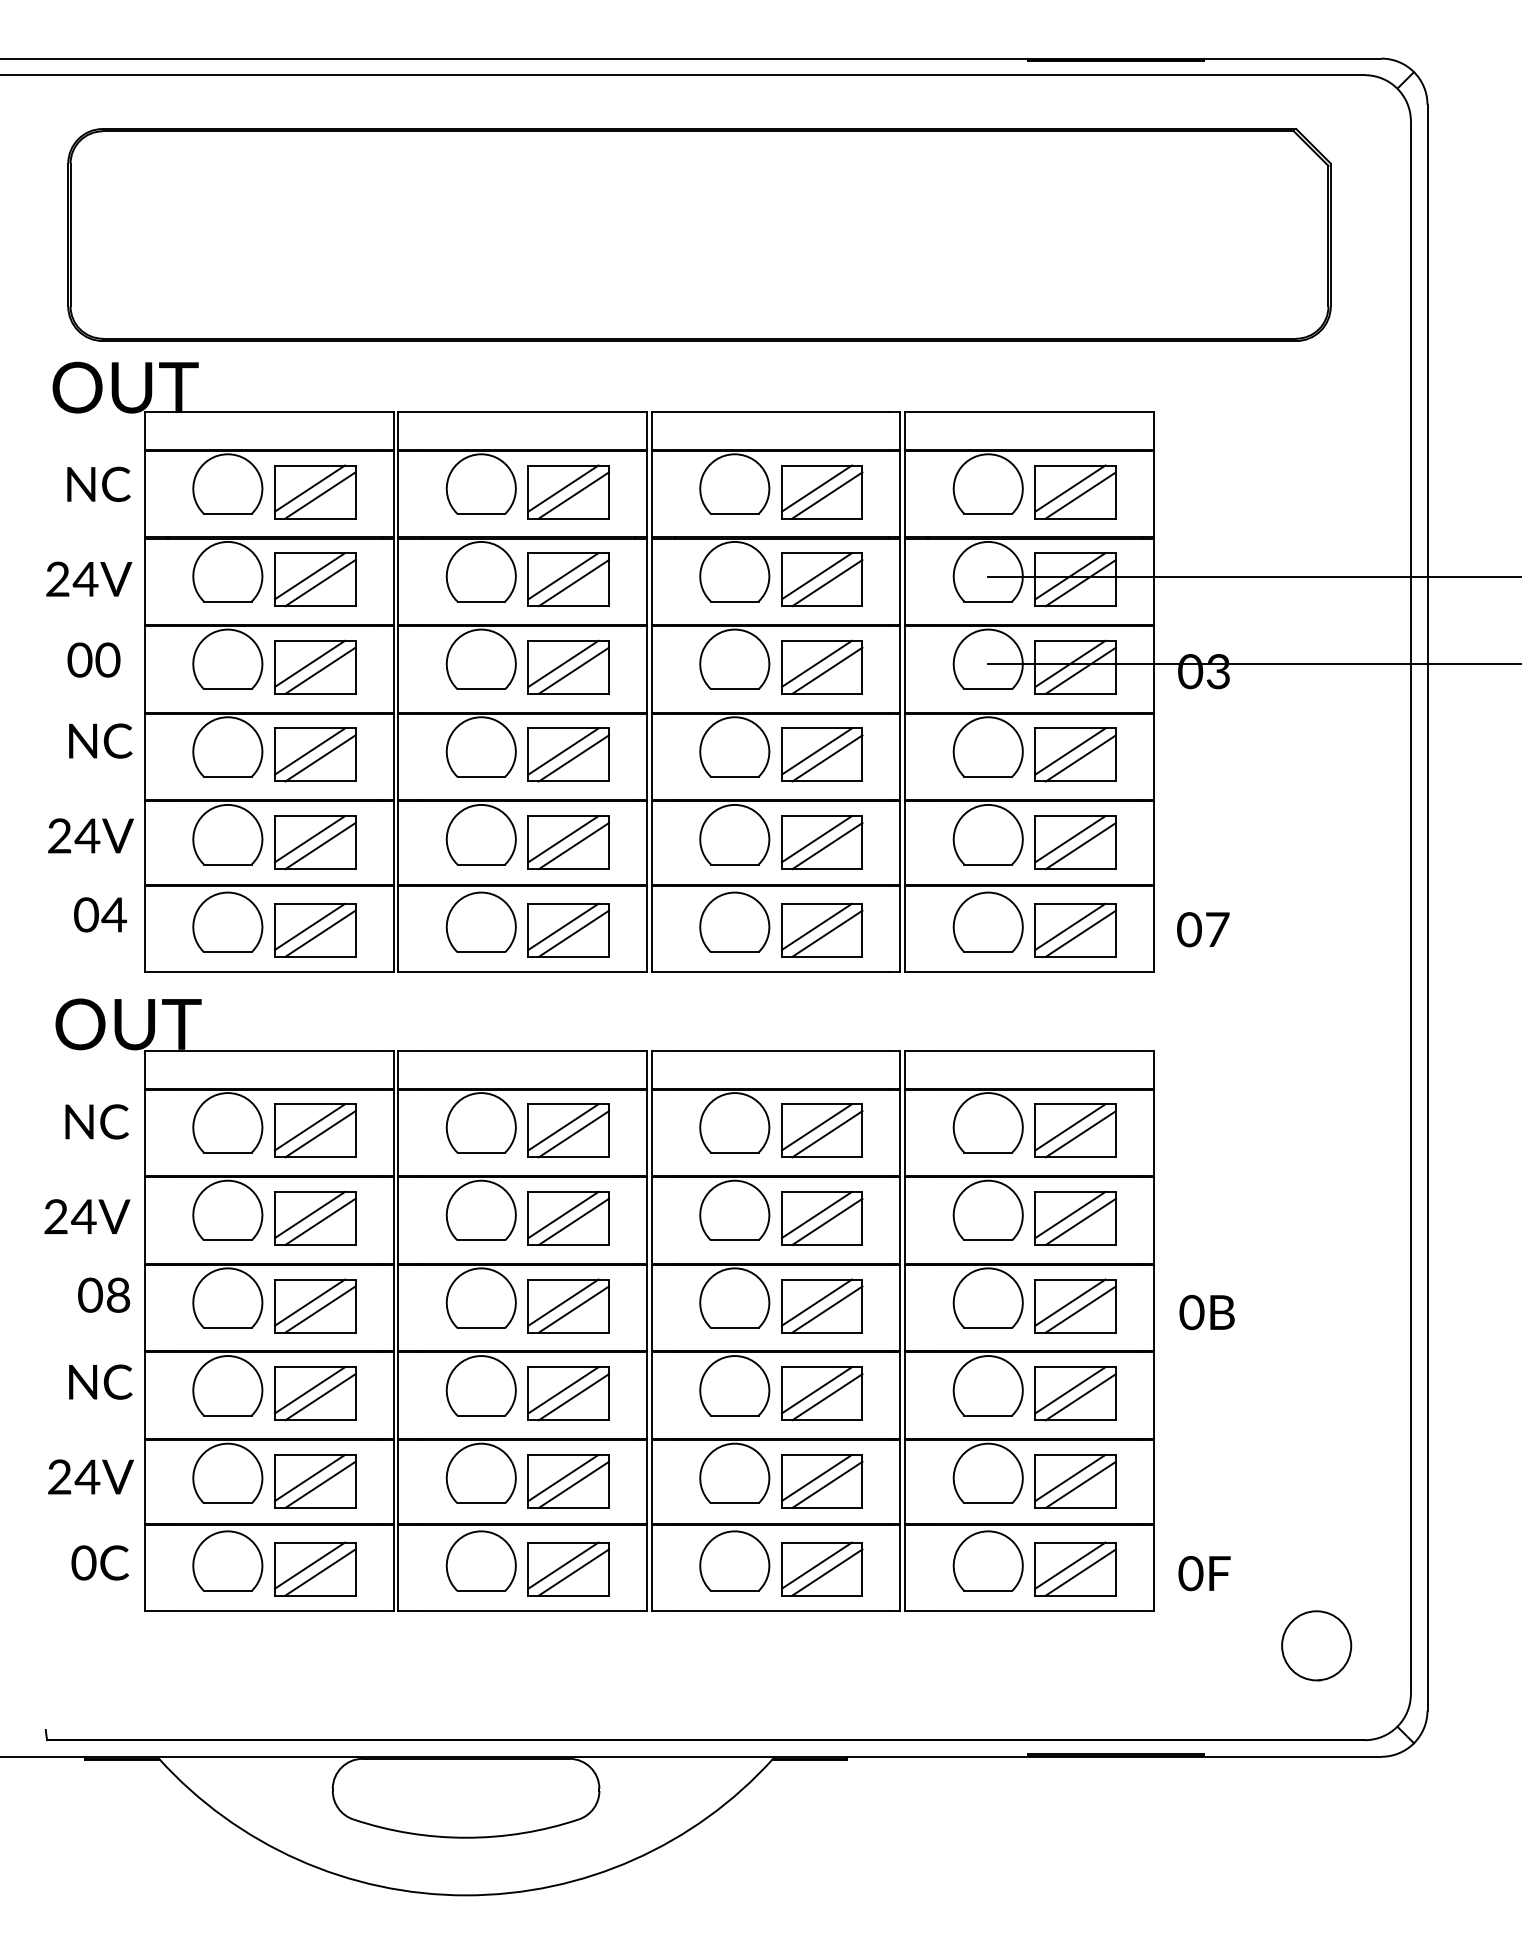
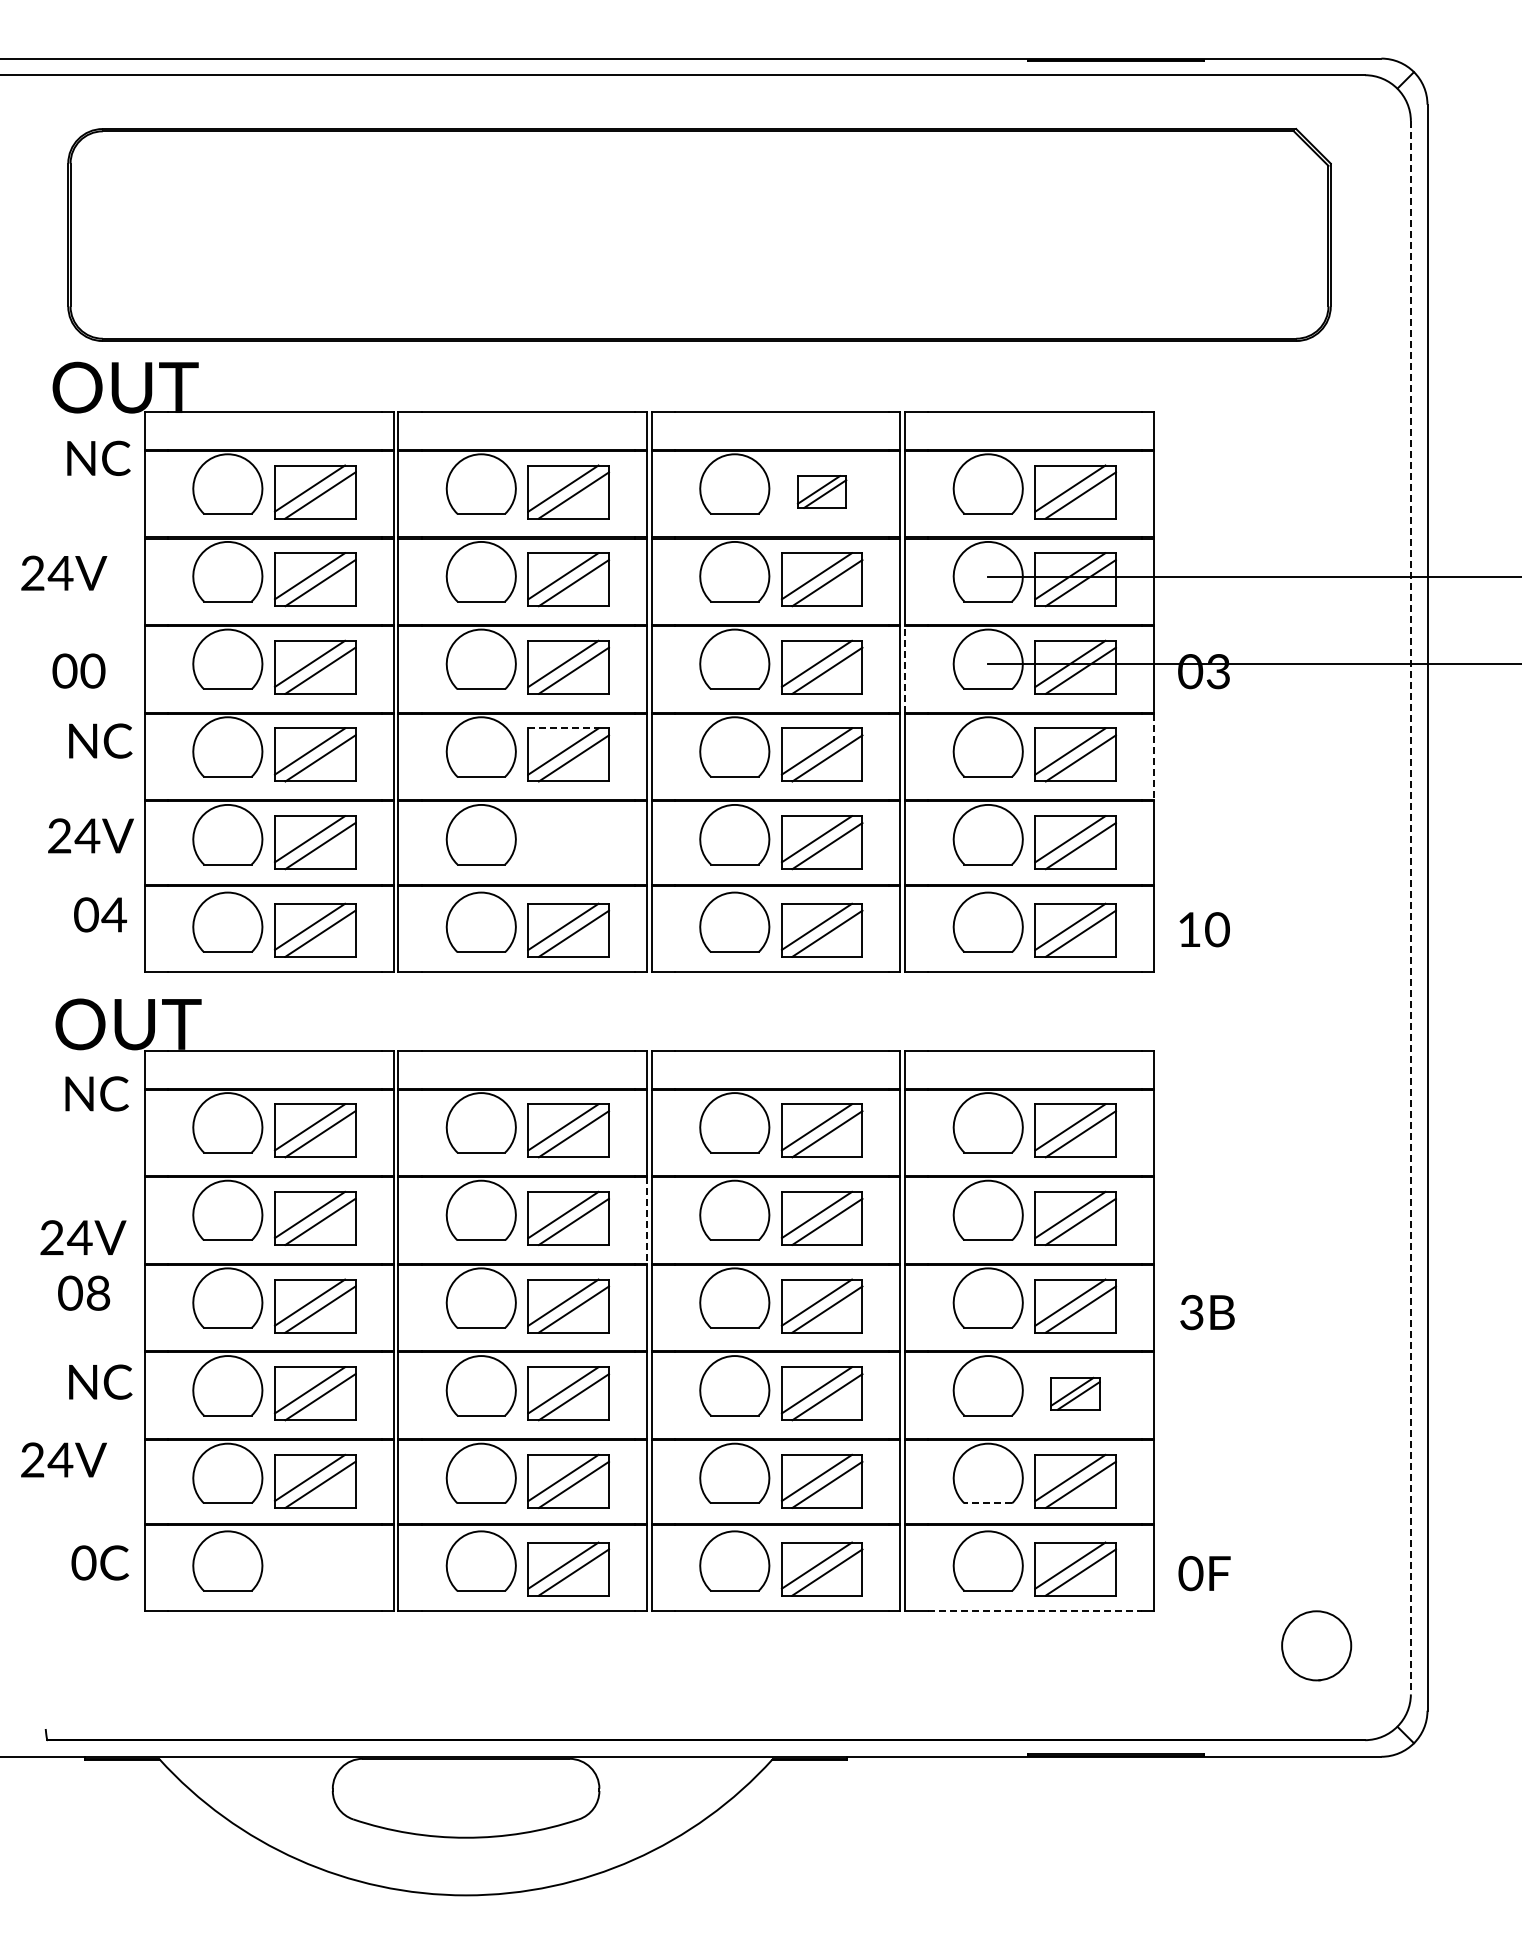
text position: (98, 483) -> (98, 457) (98, 457)
part size: 84x56 px -> 52x34 px (821, 491)
text position: (89, 578) -> (64, 572) (64, 572)
text position: (93, 659) -> (78, 670) (78, 670)
line: solid -> dashed (905, 668)
line: solid -> dashed (564, 728)
line: solid -> dashed (1153, 757)
part: present -> none (568, 842)
line: solid -> dashed (1410, 907)
text: 07 -> 10 (1203, 929)
text position: (96, 1121) -> (96, 1093) (96, 1093)
text position: (87, 1216) -> (83, 1237) (83, 1237)
line: solid -> dashed (646, 1221)
text position: (104, 1294) -> (84, 1292) (84, 1292)
text: 0B -> 3B (1191, 1312)
part size: 83x56 px -> 51x35 px (1075, 1393)
text position: (90, 1476) -> (63, 1459) (63, 1459)
line: solid -> dashed (988, 1503)
part: present -> none (315, 1568)
line: solid -> dashed (1035, 1610)
